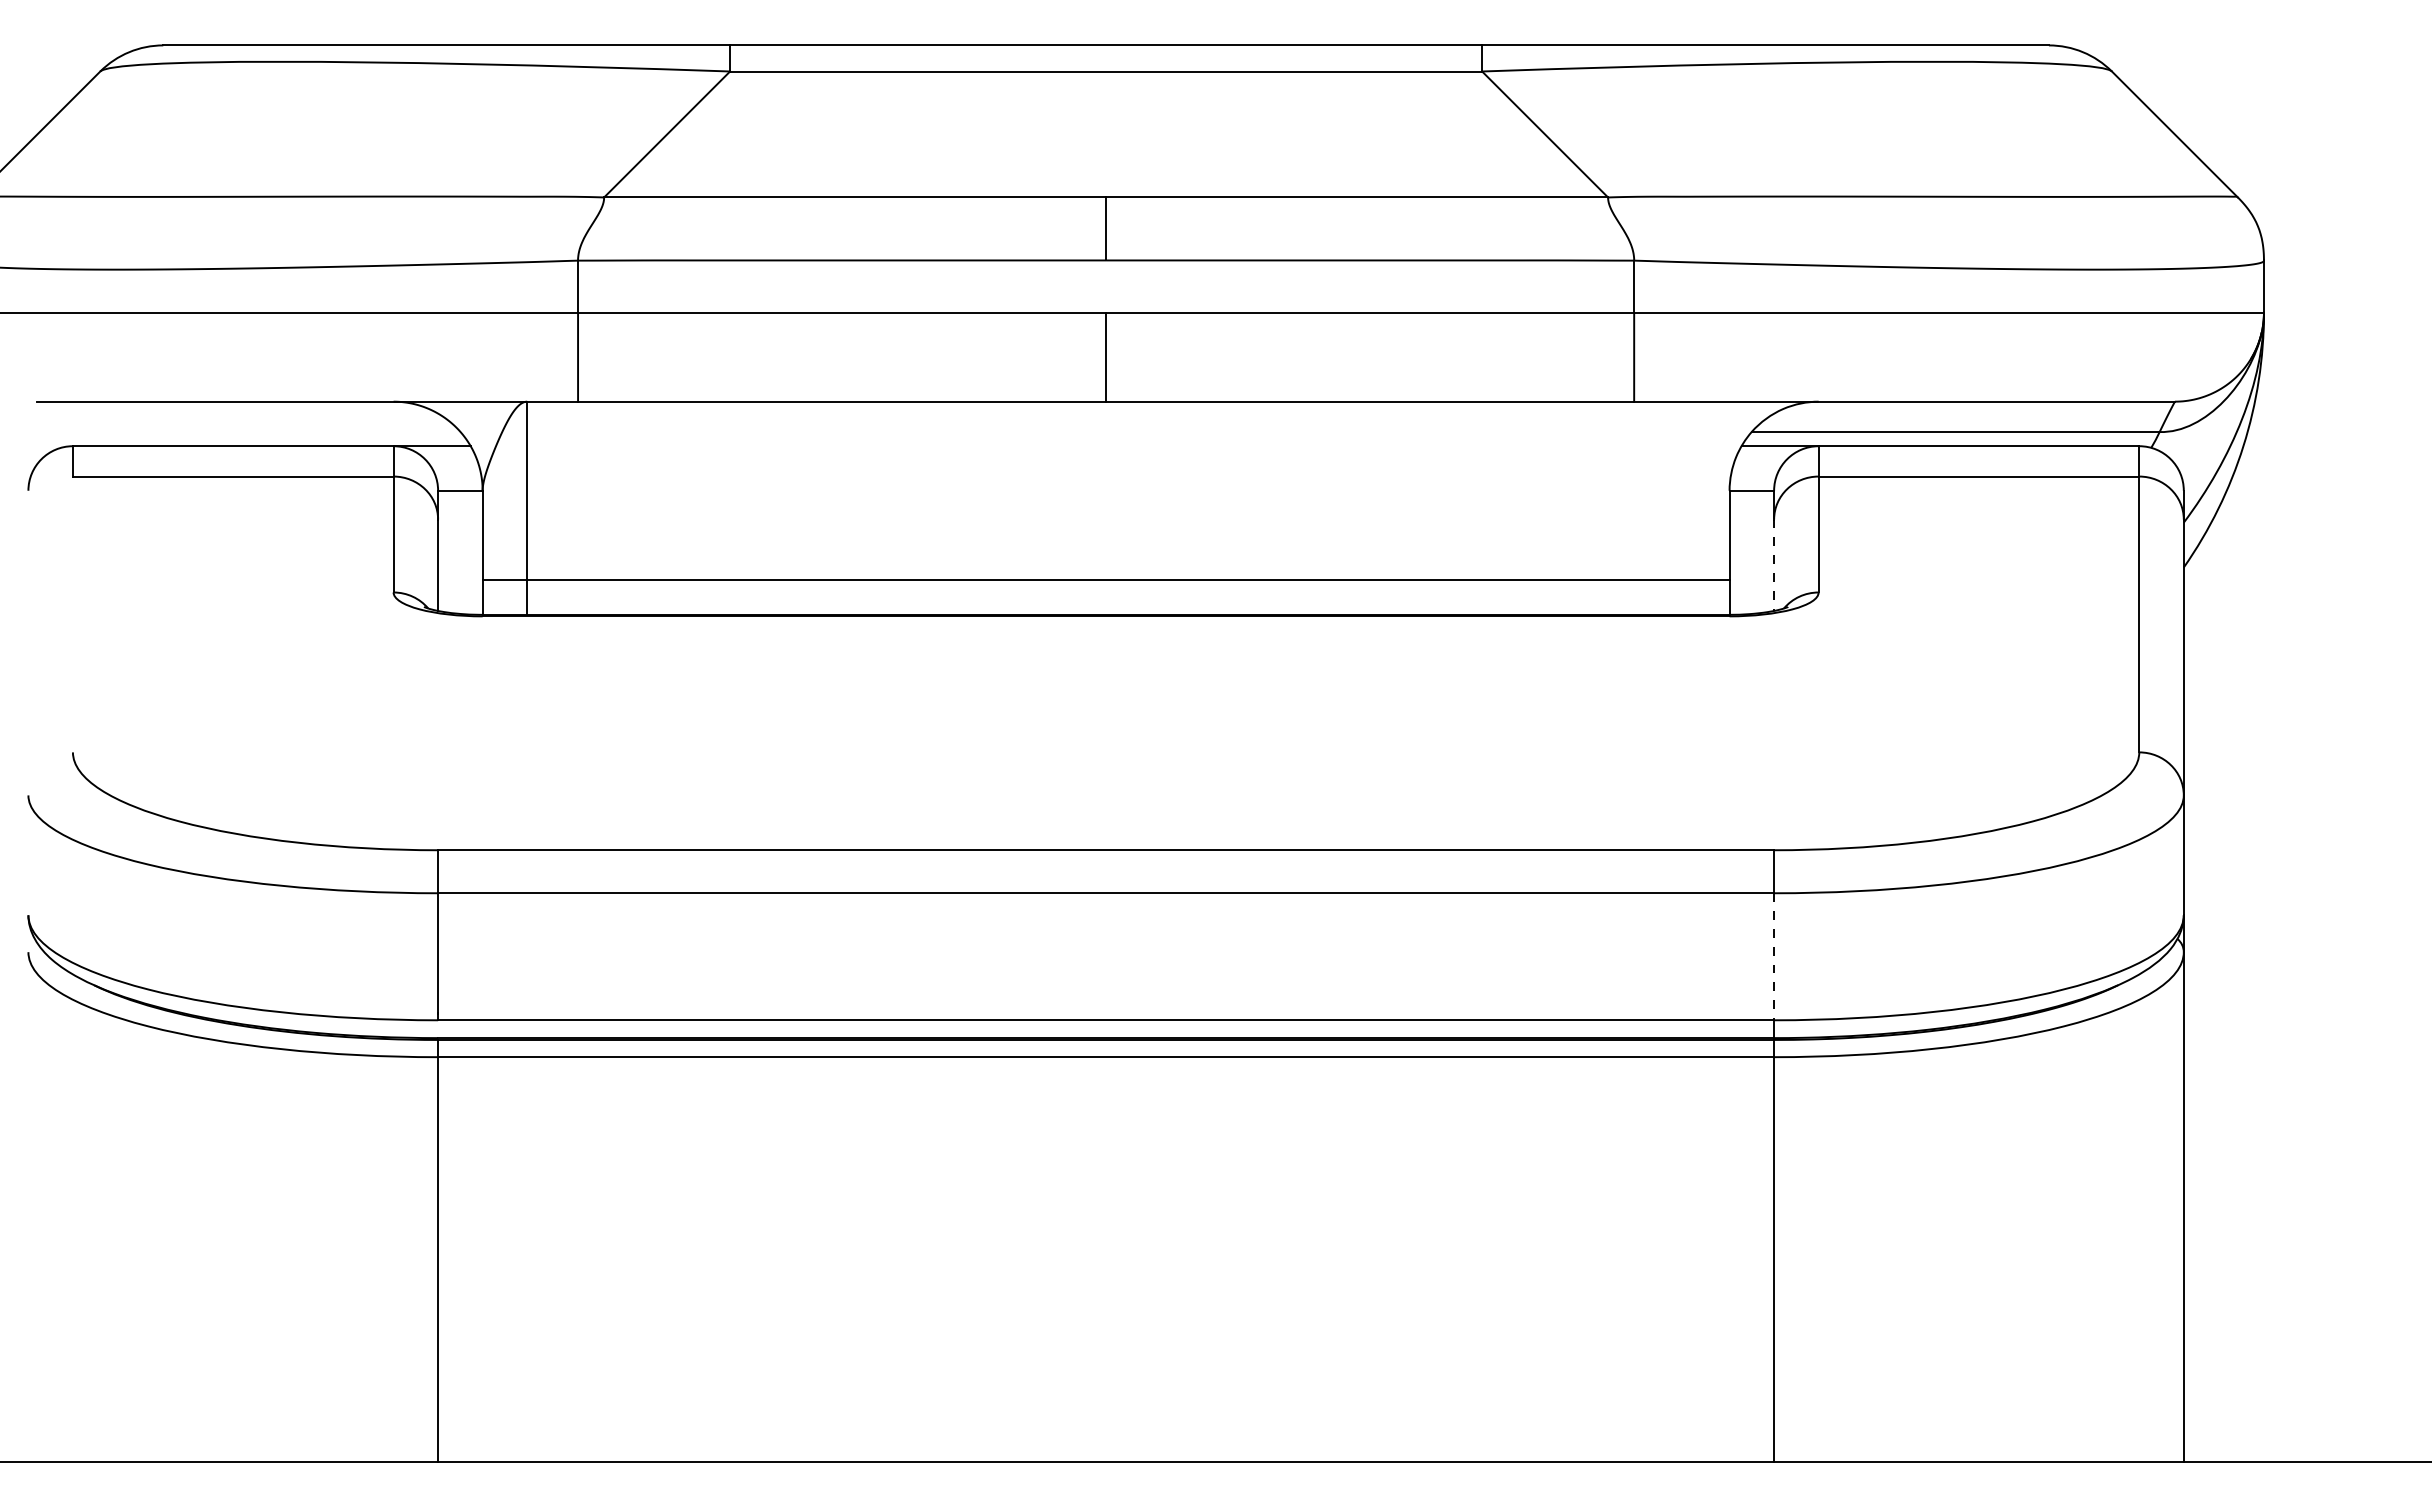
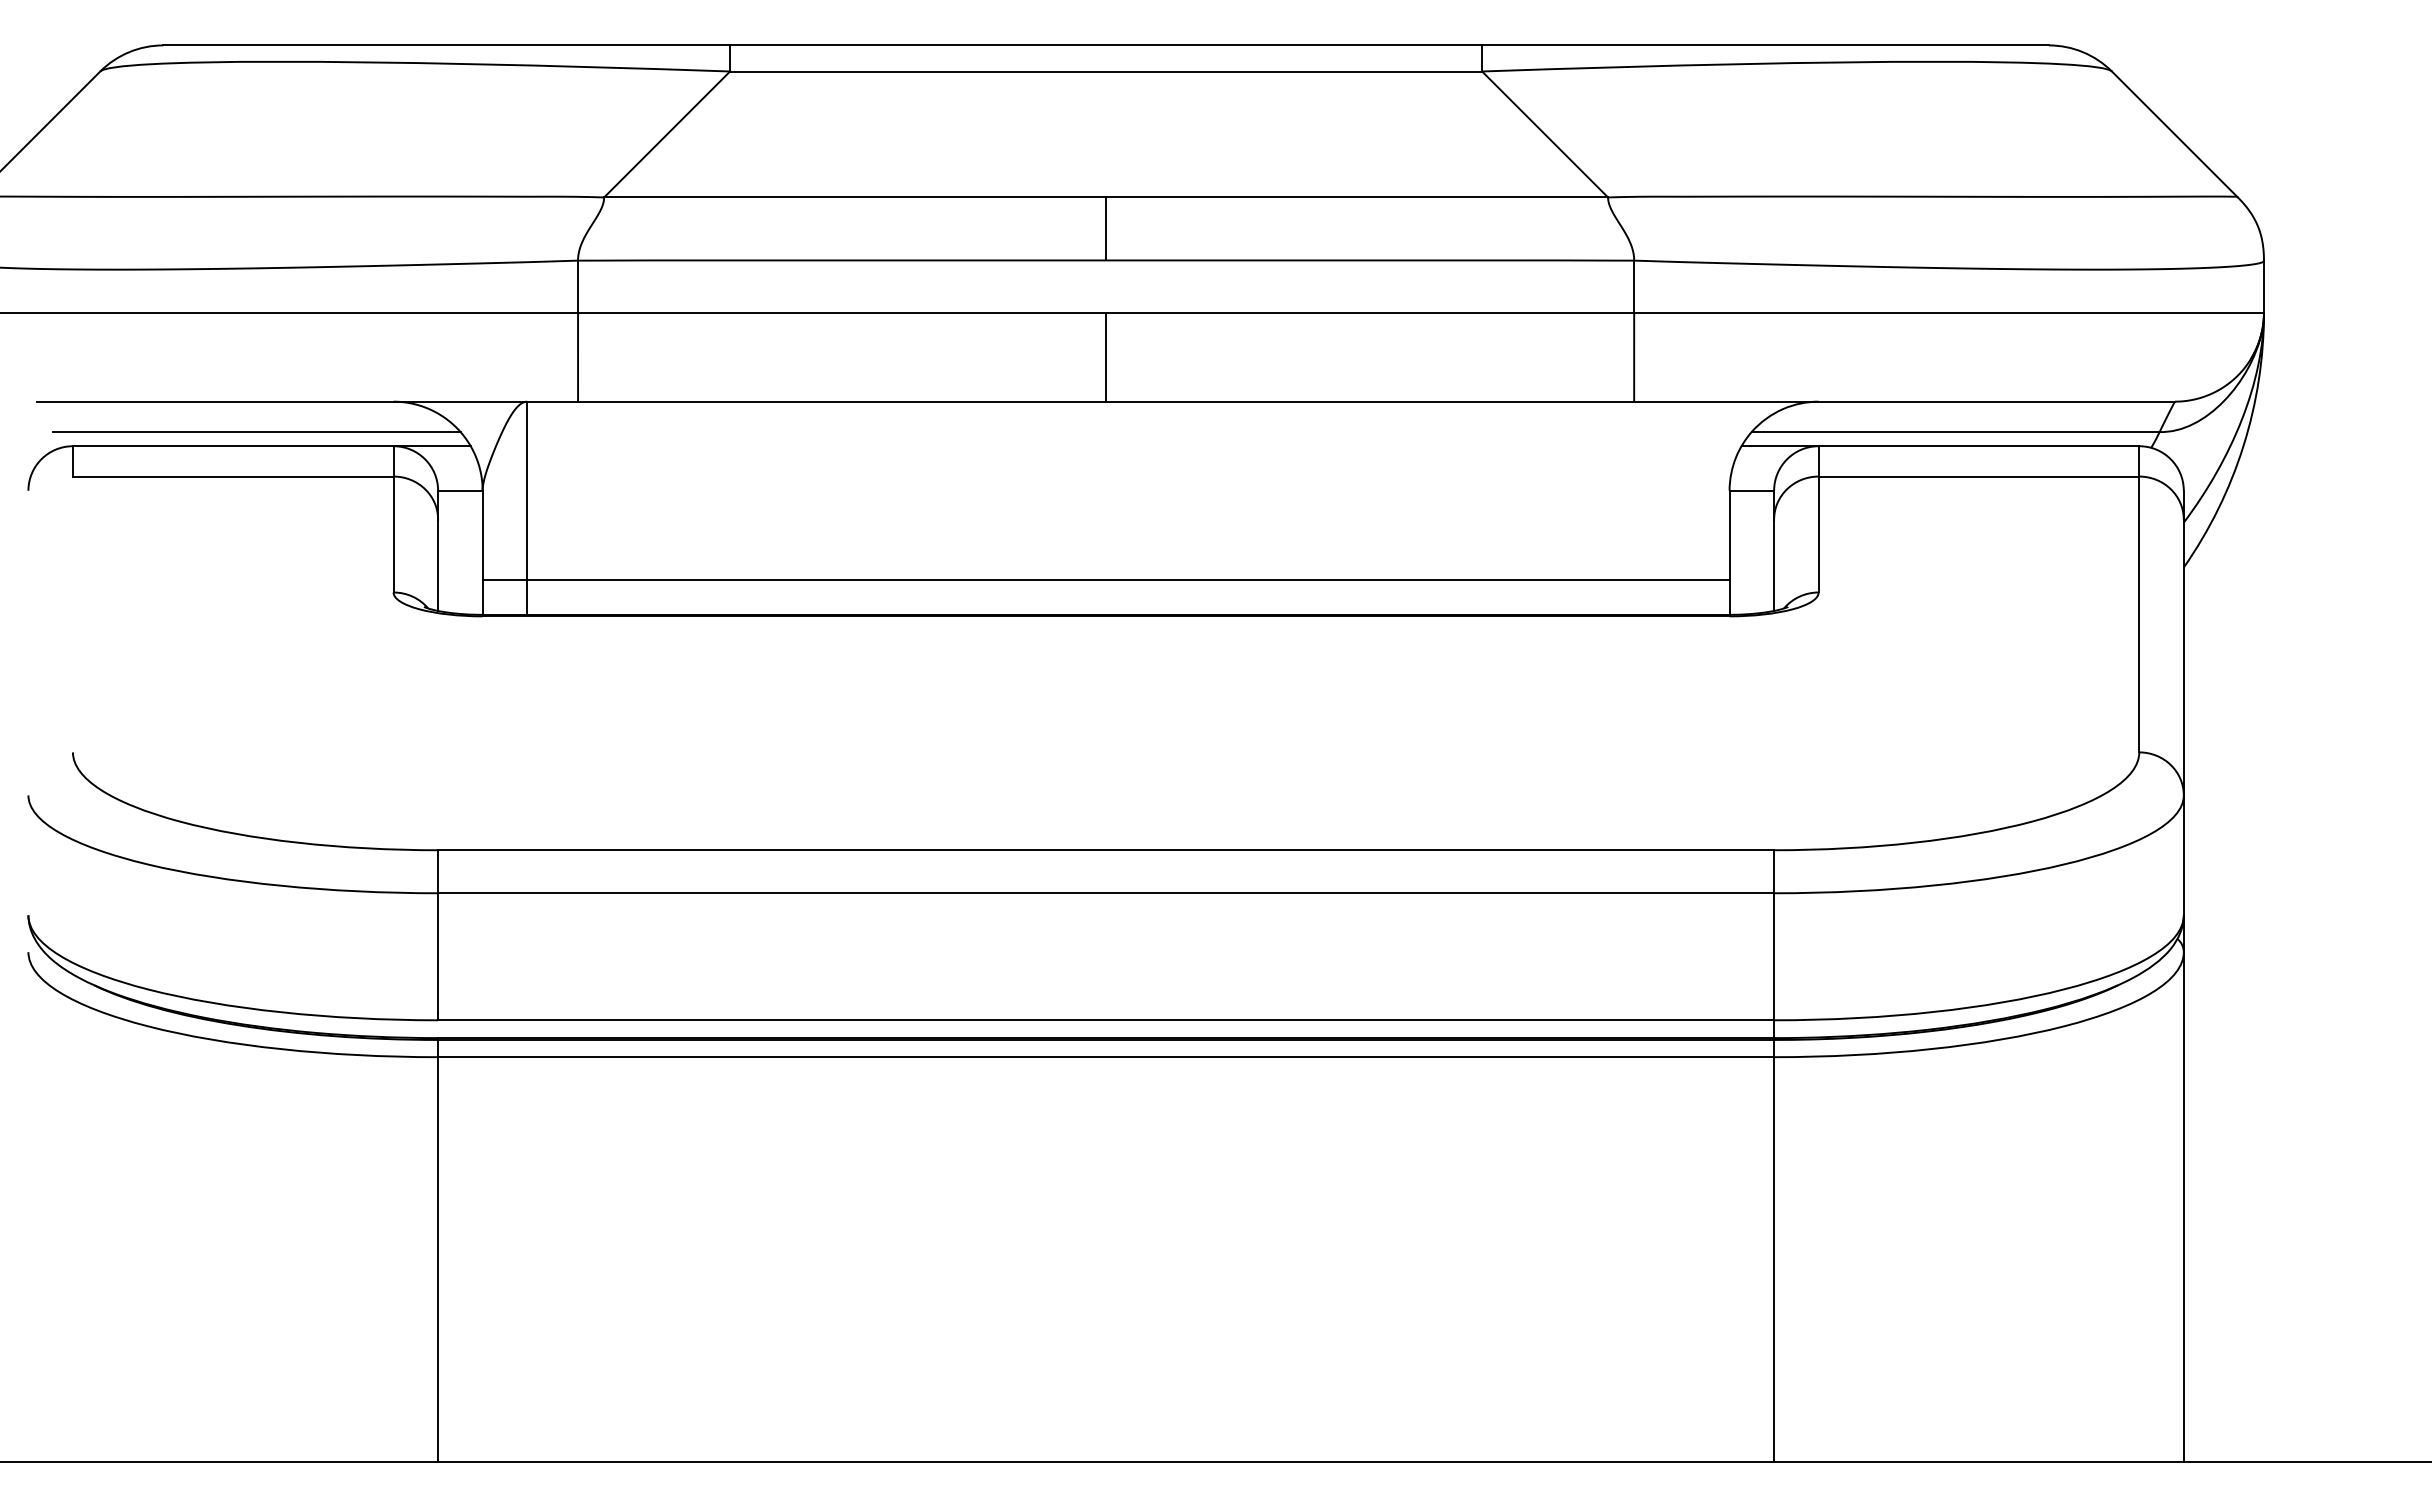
line: none -> present (256, 432)
line: dashed -> solid (1774, 565)
line: dashed -> solid (1774, 956)
